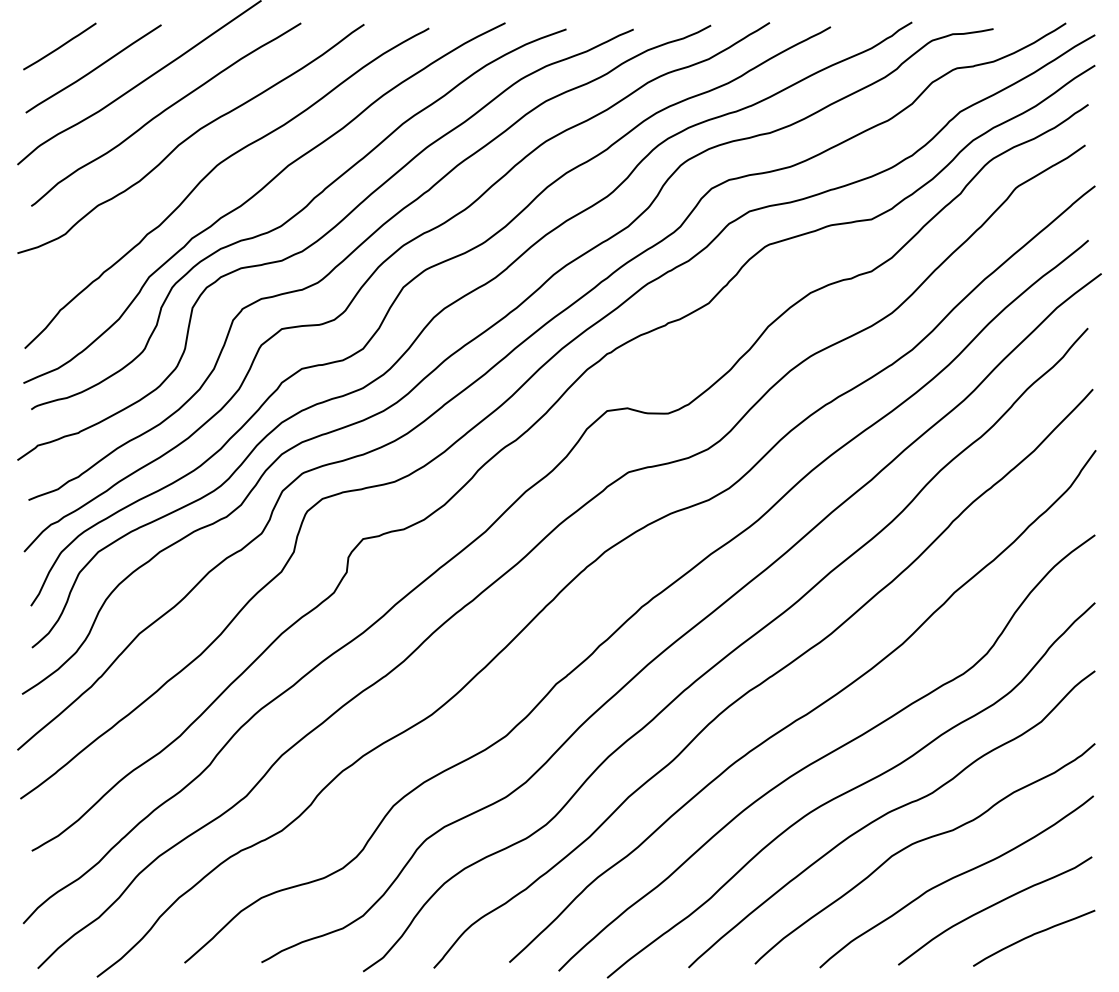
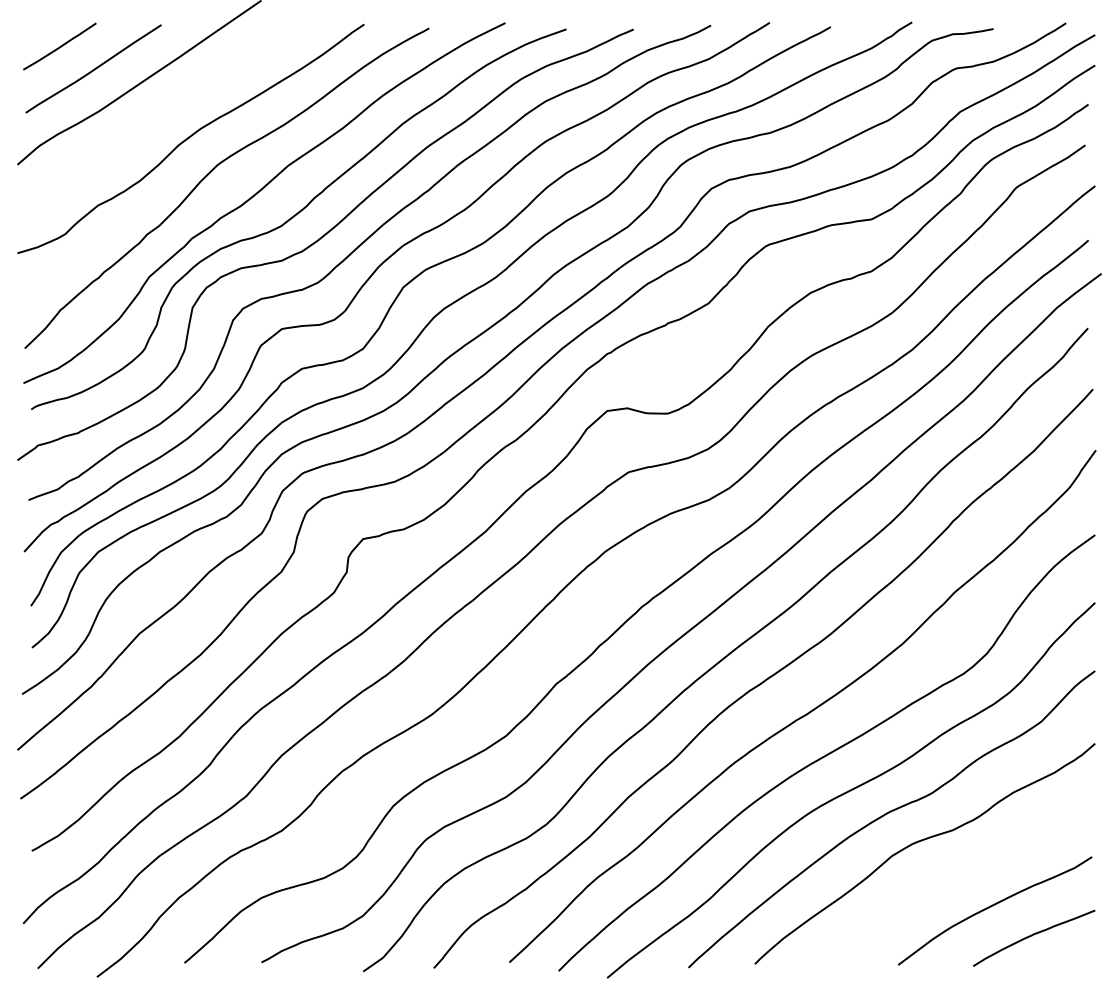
curve: present -> none (165, 111)
curve: present -> none (954, 878)
